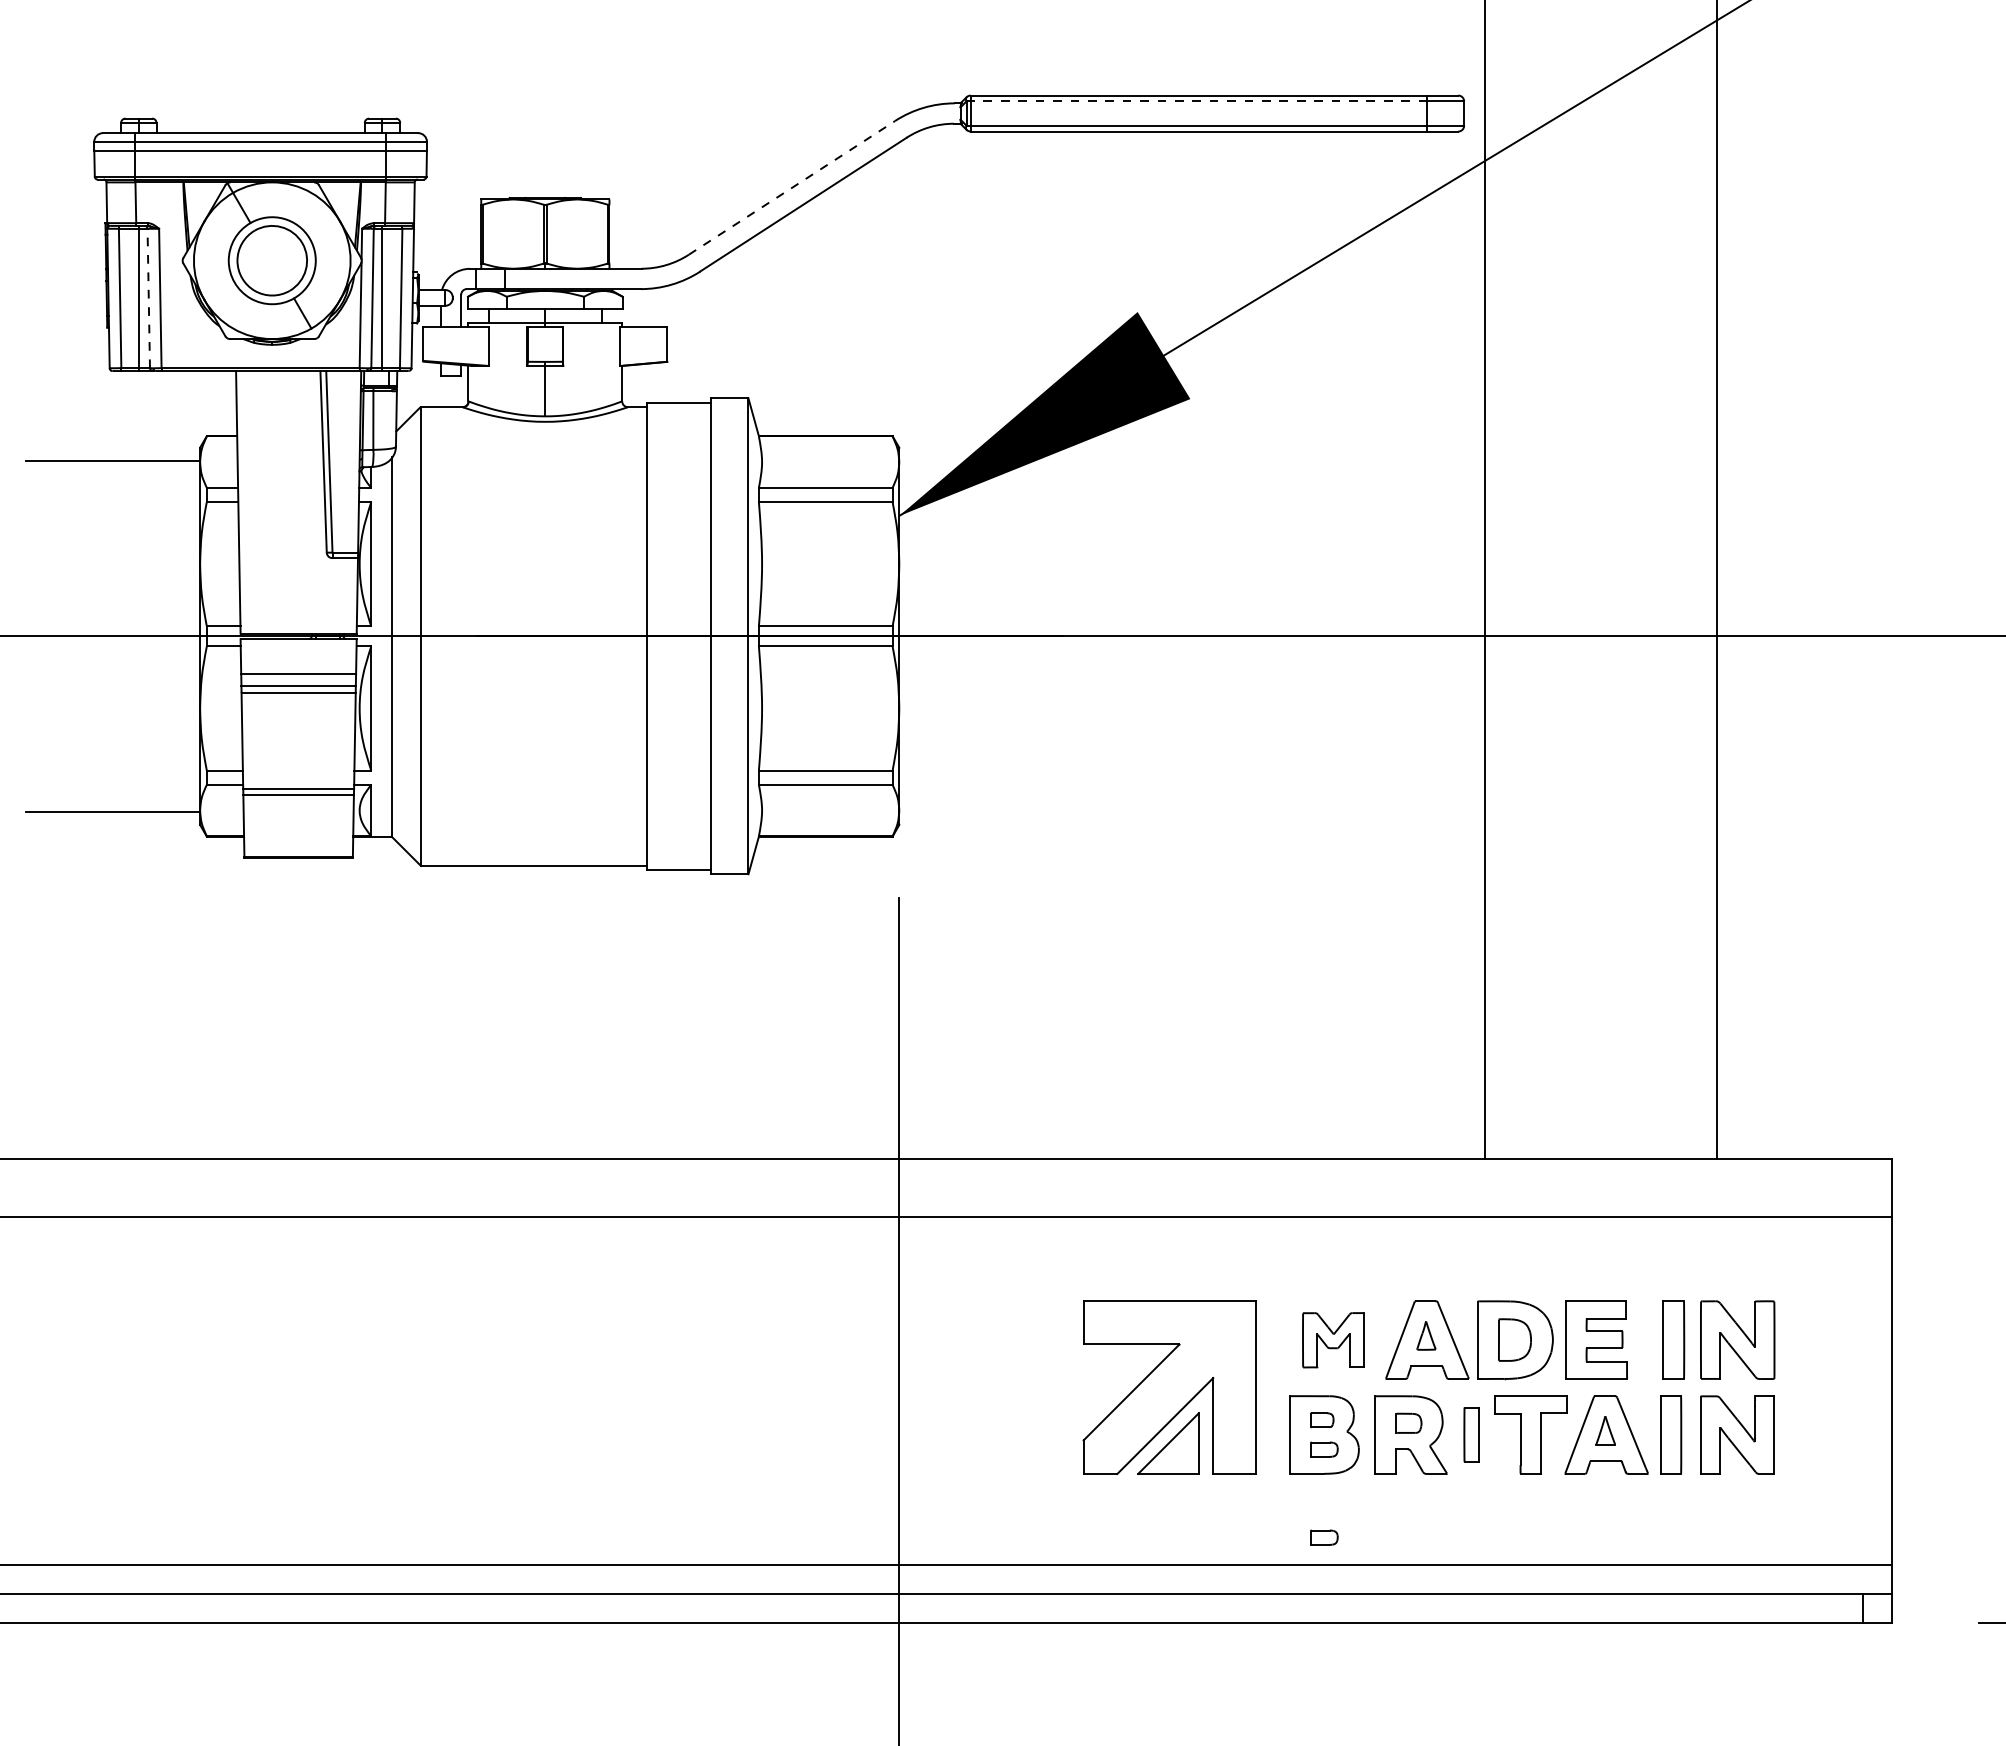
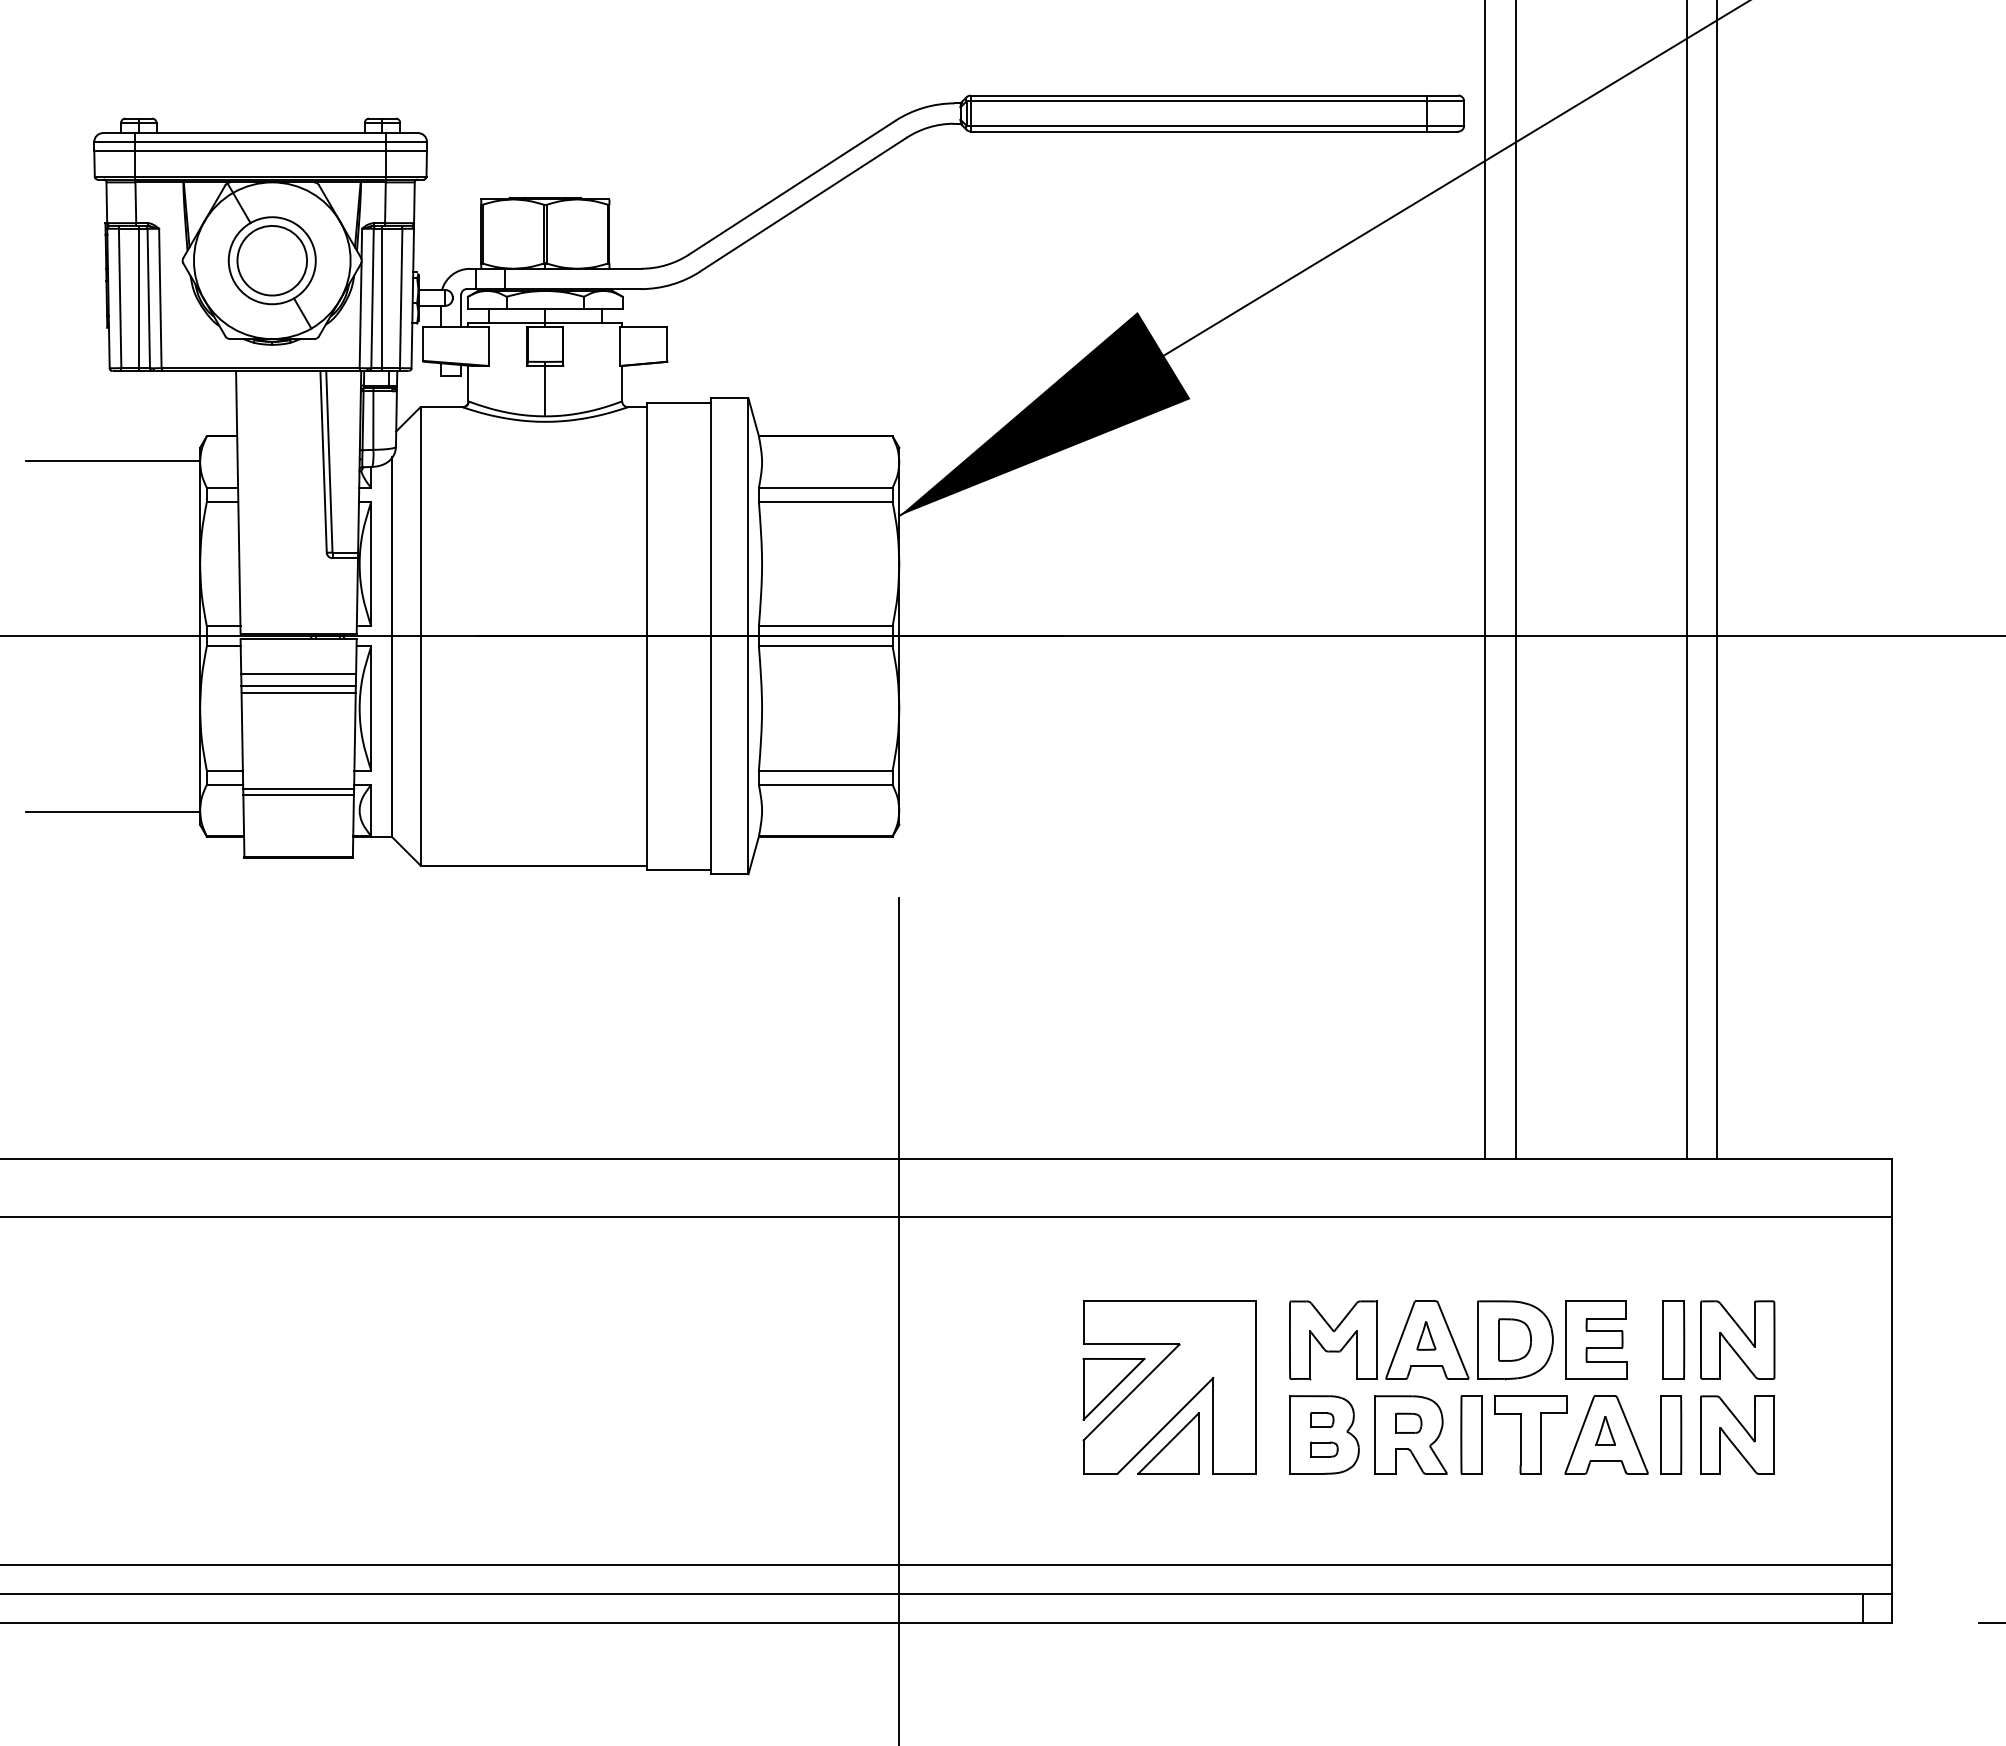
line: dashed -> solid (1198, 101)
line: dashed -> solid (791, 187)
line: dashed -> solid (148, 298)
line: none -> present (1515, 580)
line: none -> present (1687, 580)
part size: 63x57 px -> 89x81 px (1333, 1340)
part: none -> present (1113, 1388)
part size: 17x56 px -> 23x80 px (1471, 1434)
part: present -> none (1324, 1537)
